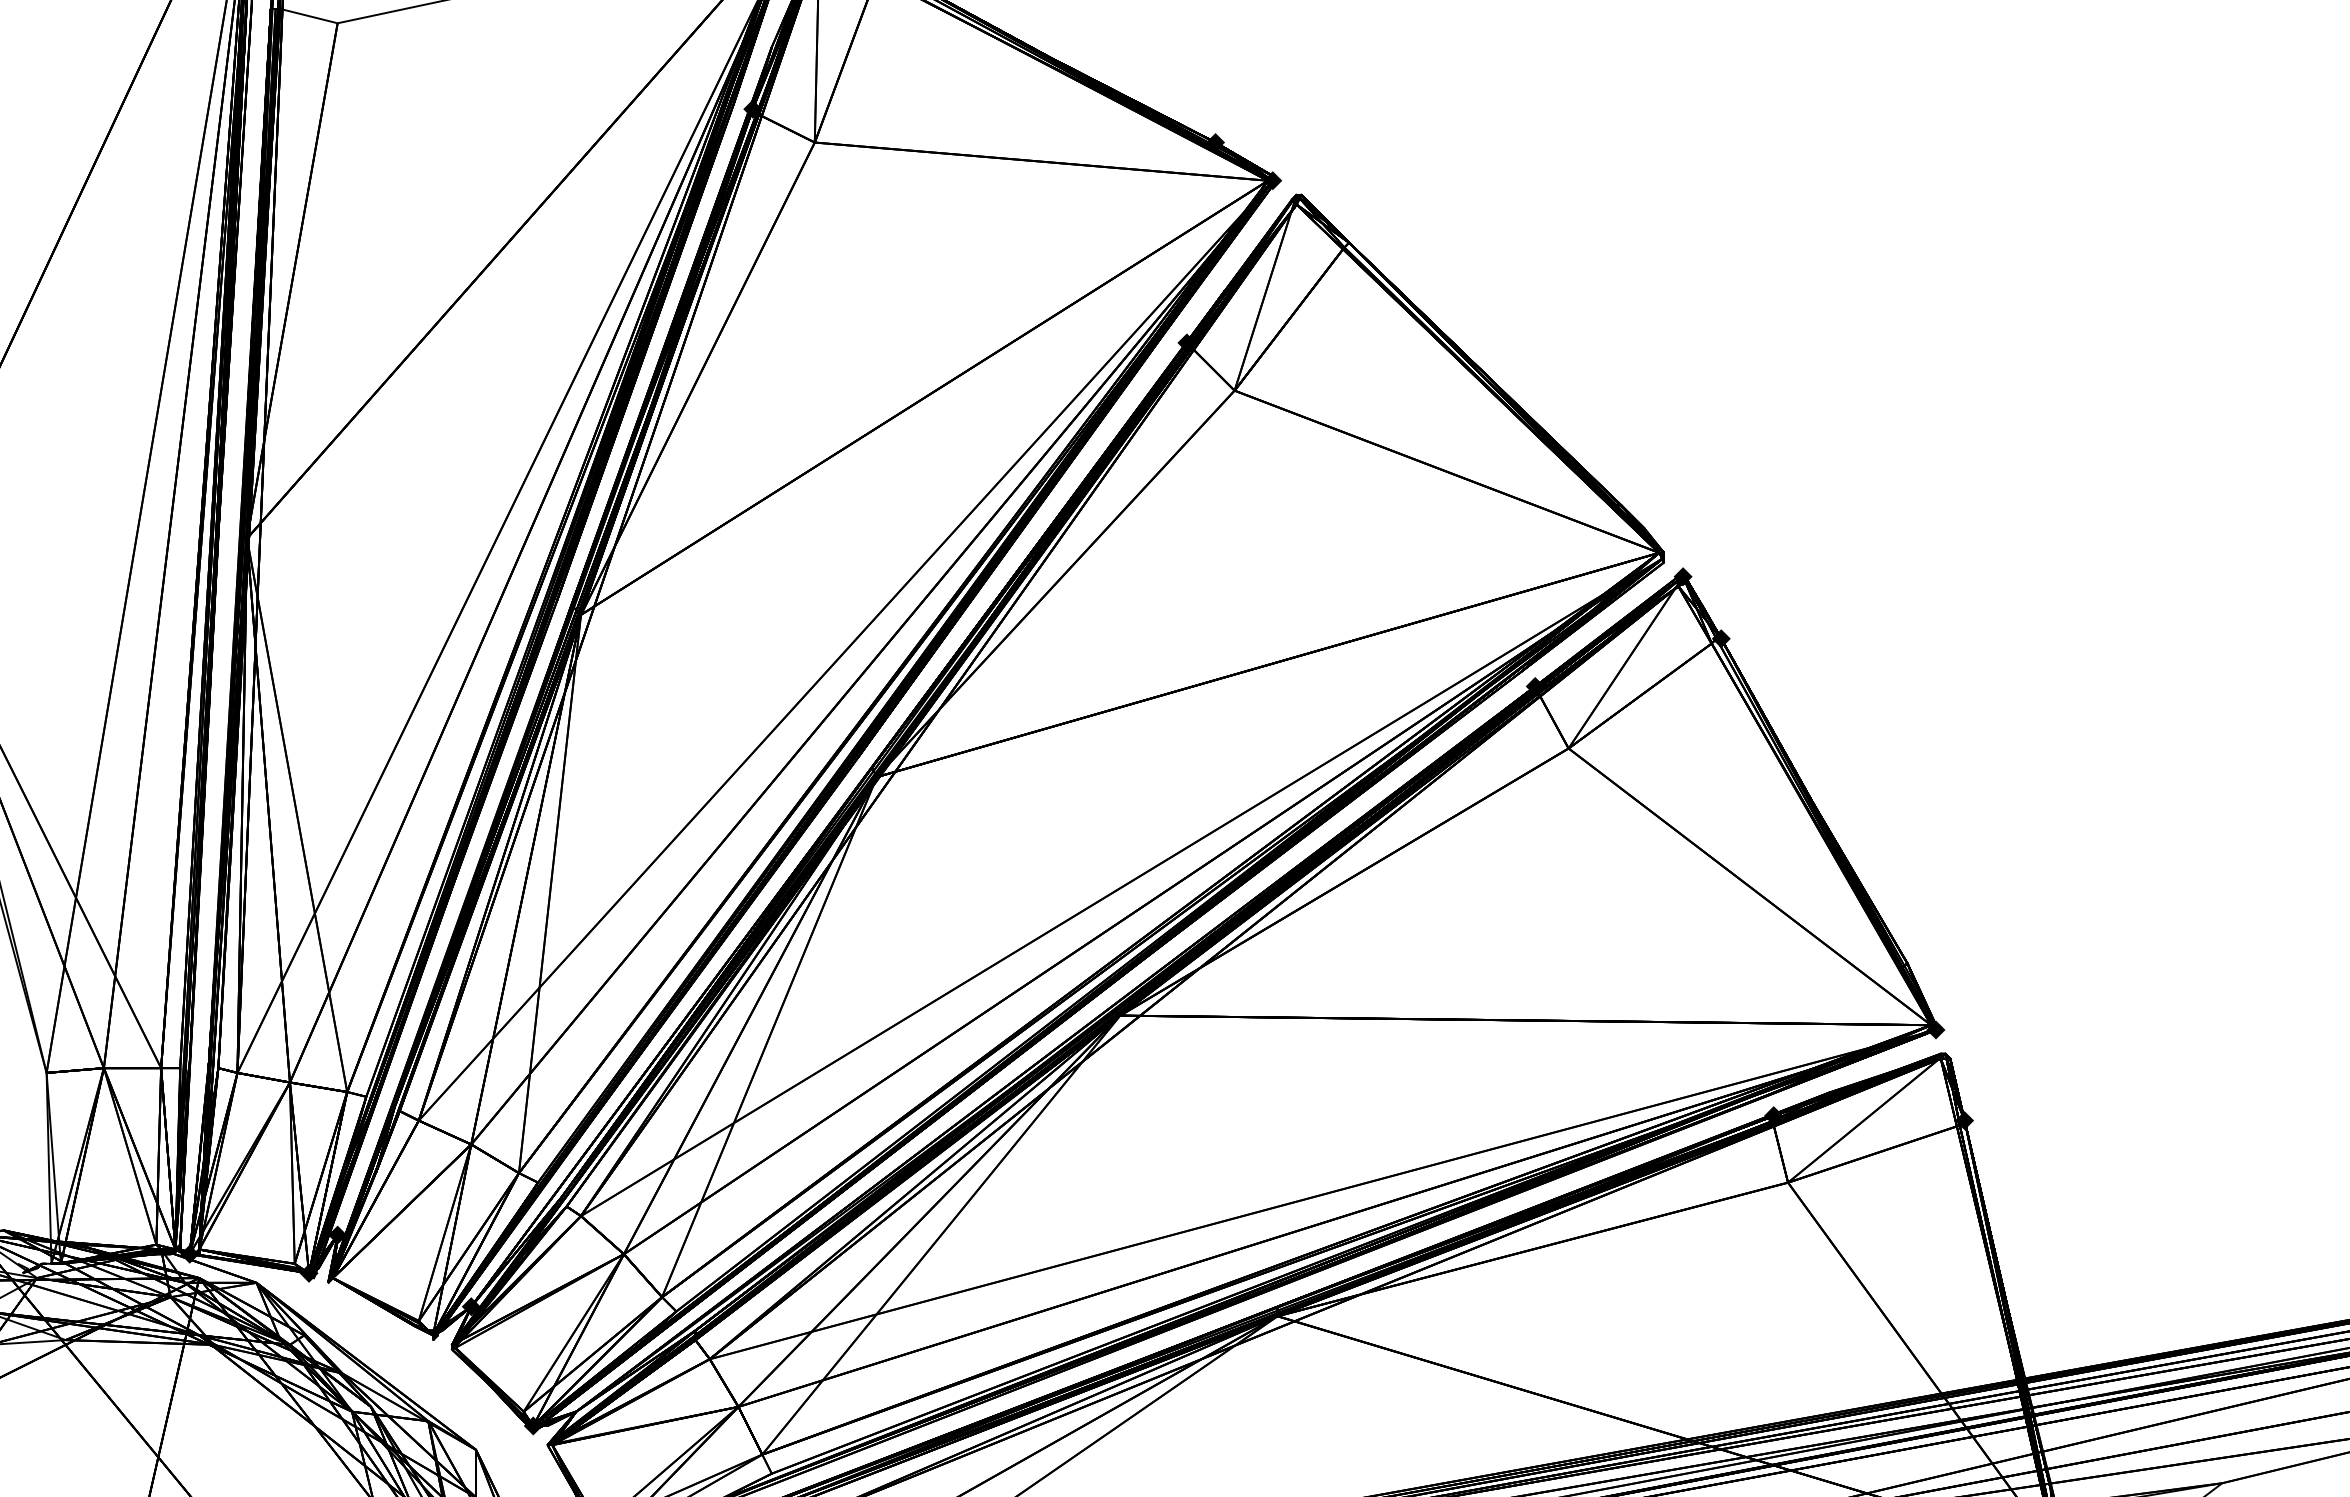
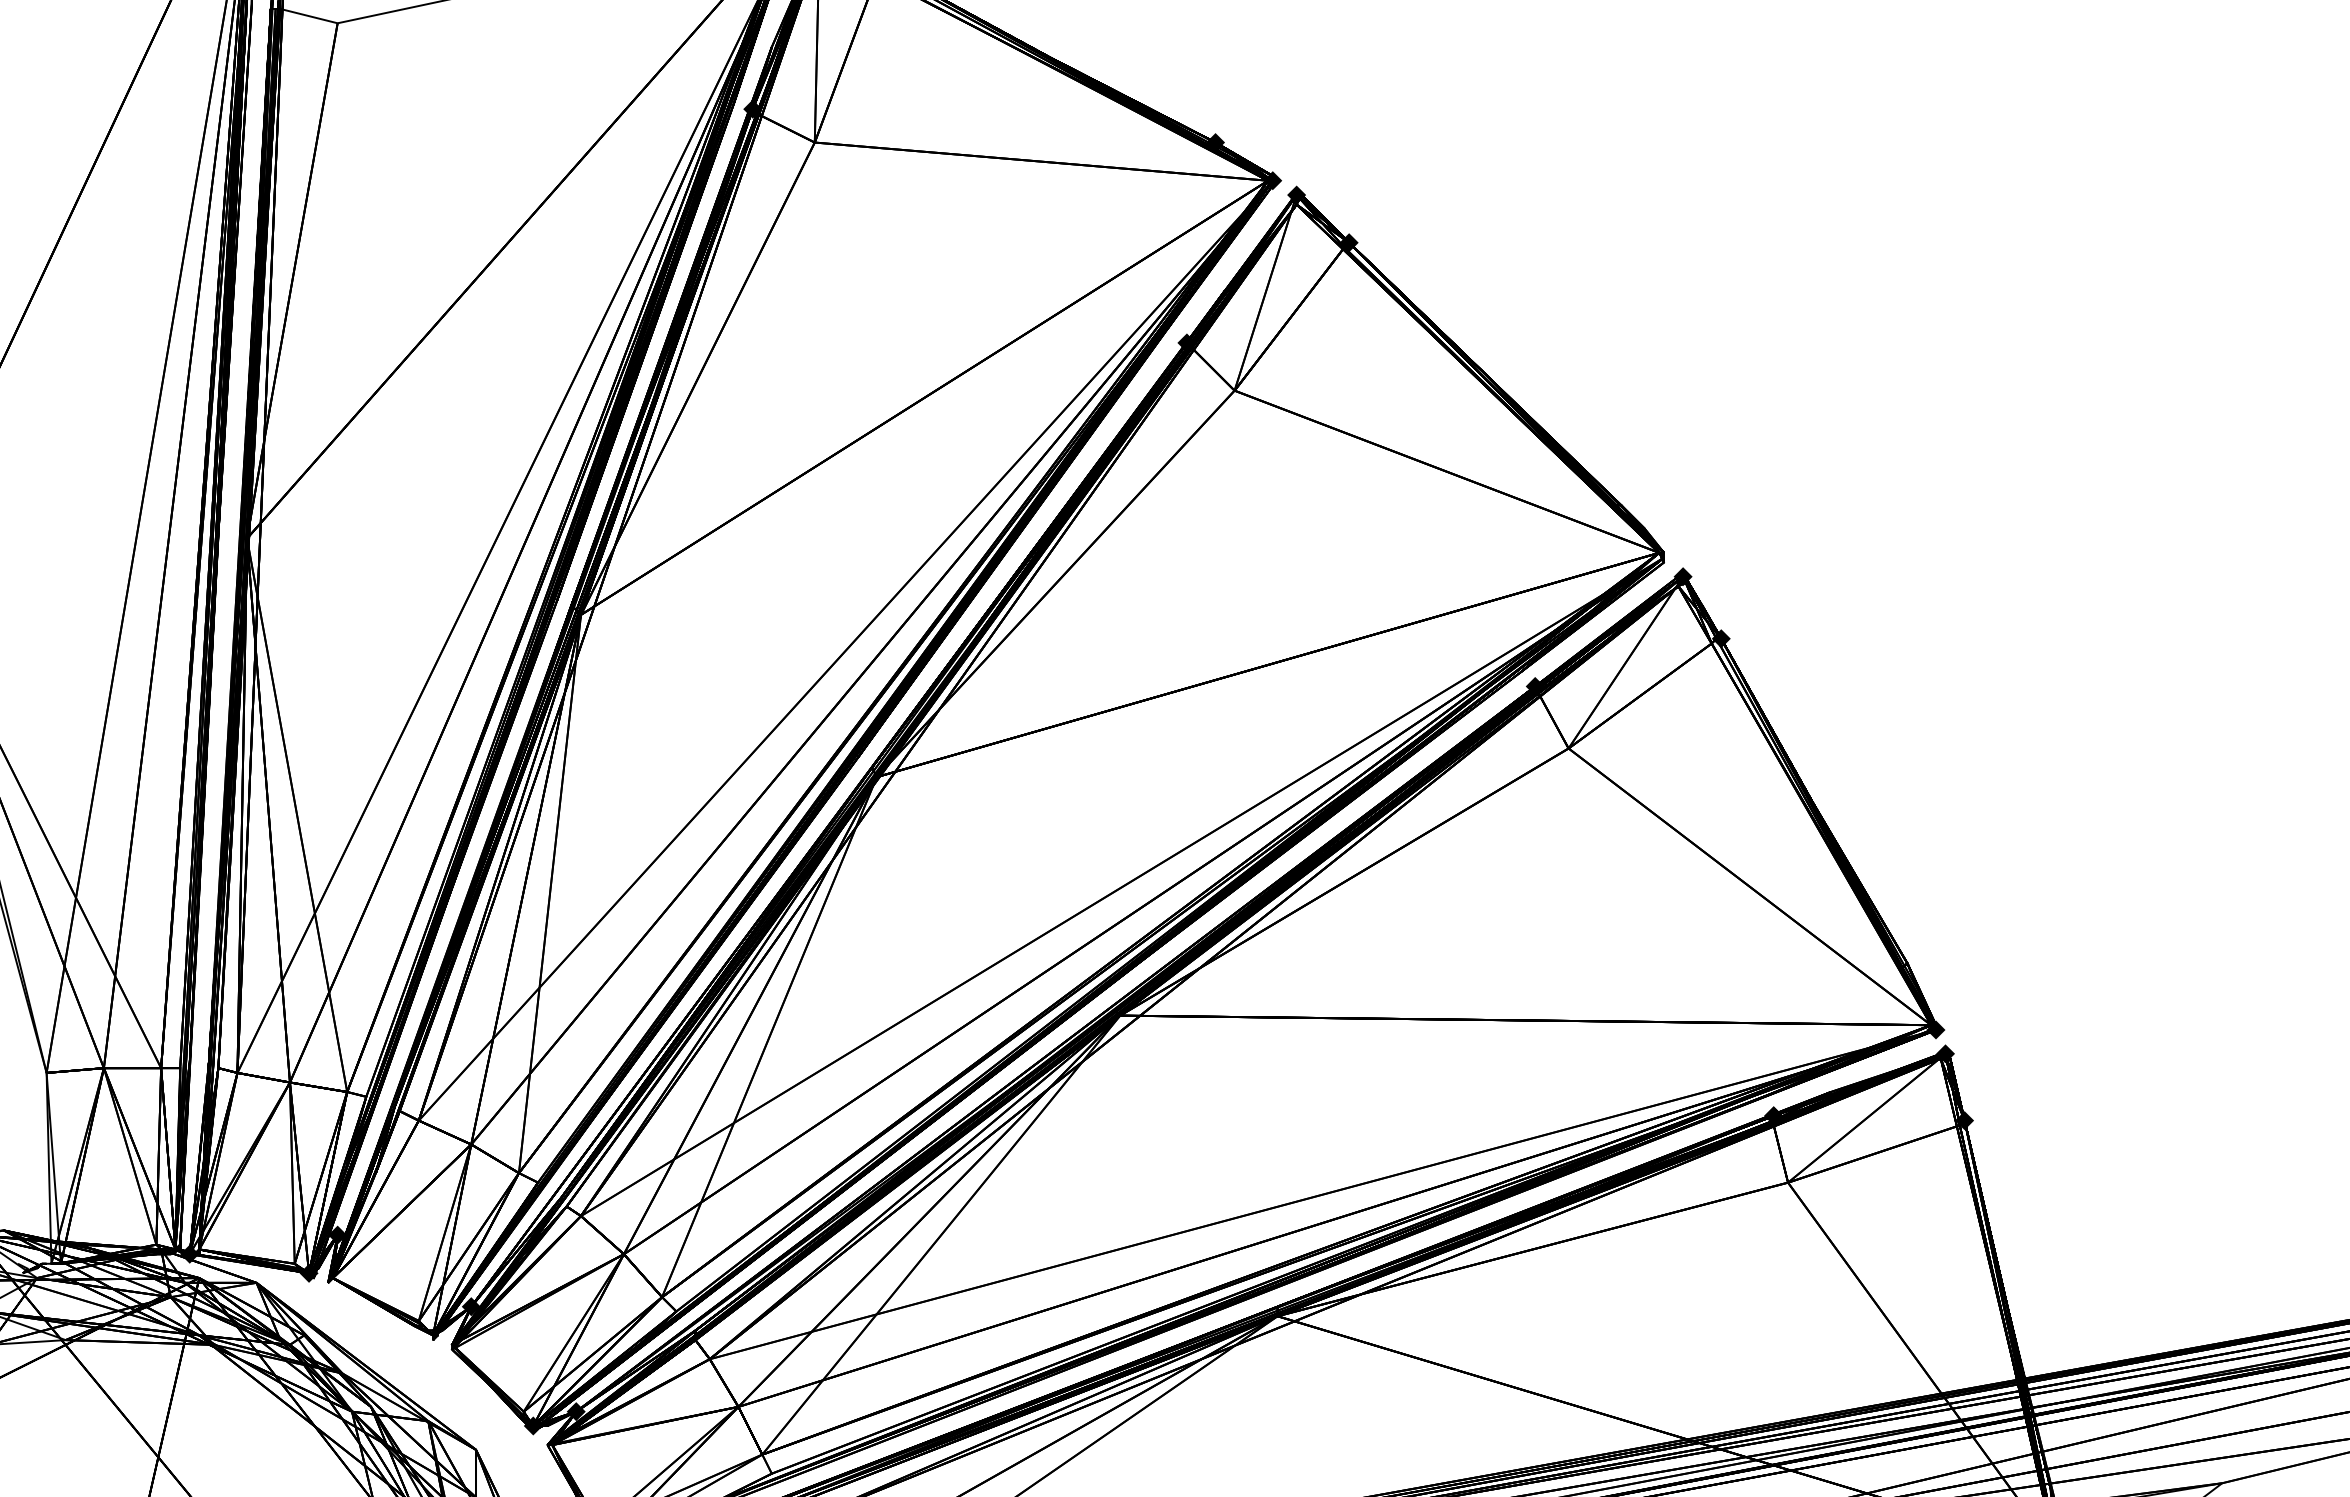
fill: none -> present (1296, 194)
fill: none -> present (1348, 242)
fill: none -> present (1945, 1053)
fill: none -> present (575, 1411)
